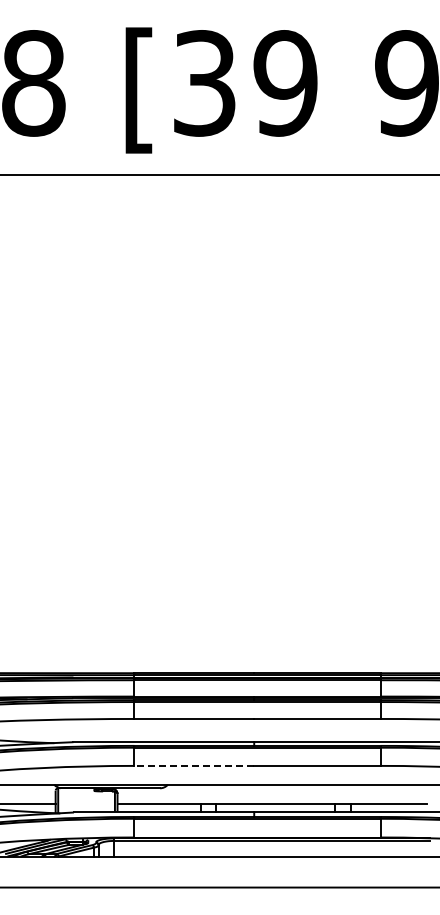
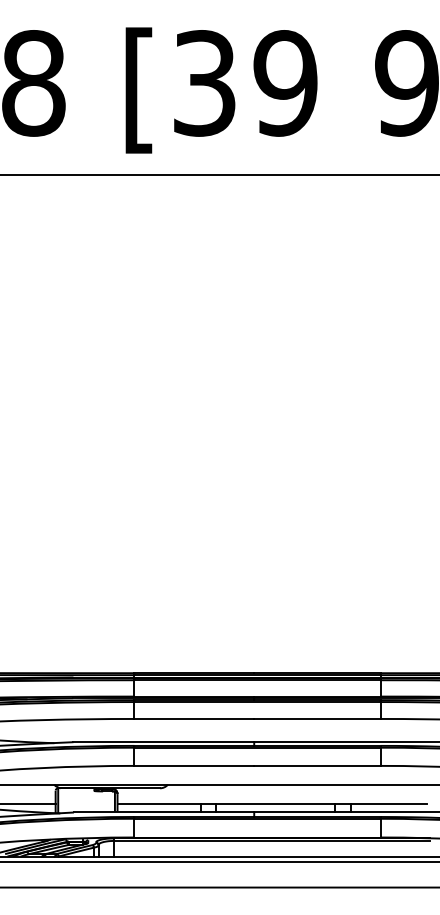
line: dashed -> solid (194, 765)
line: none -> present (219, 861)
